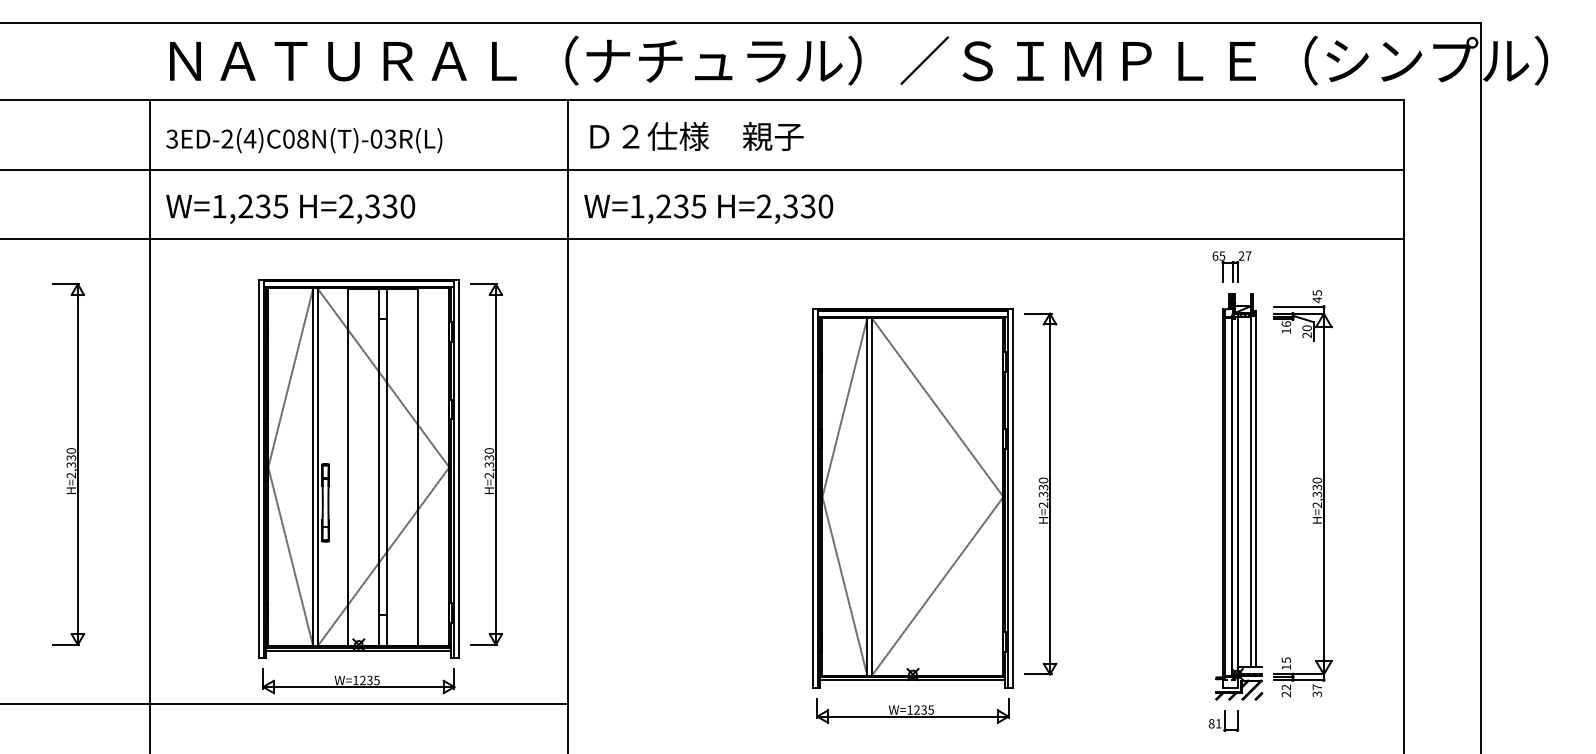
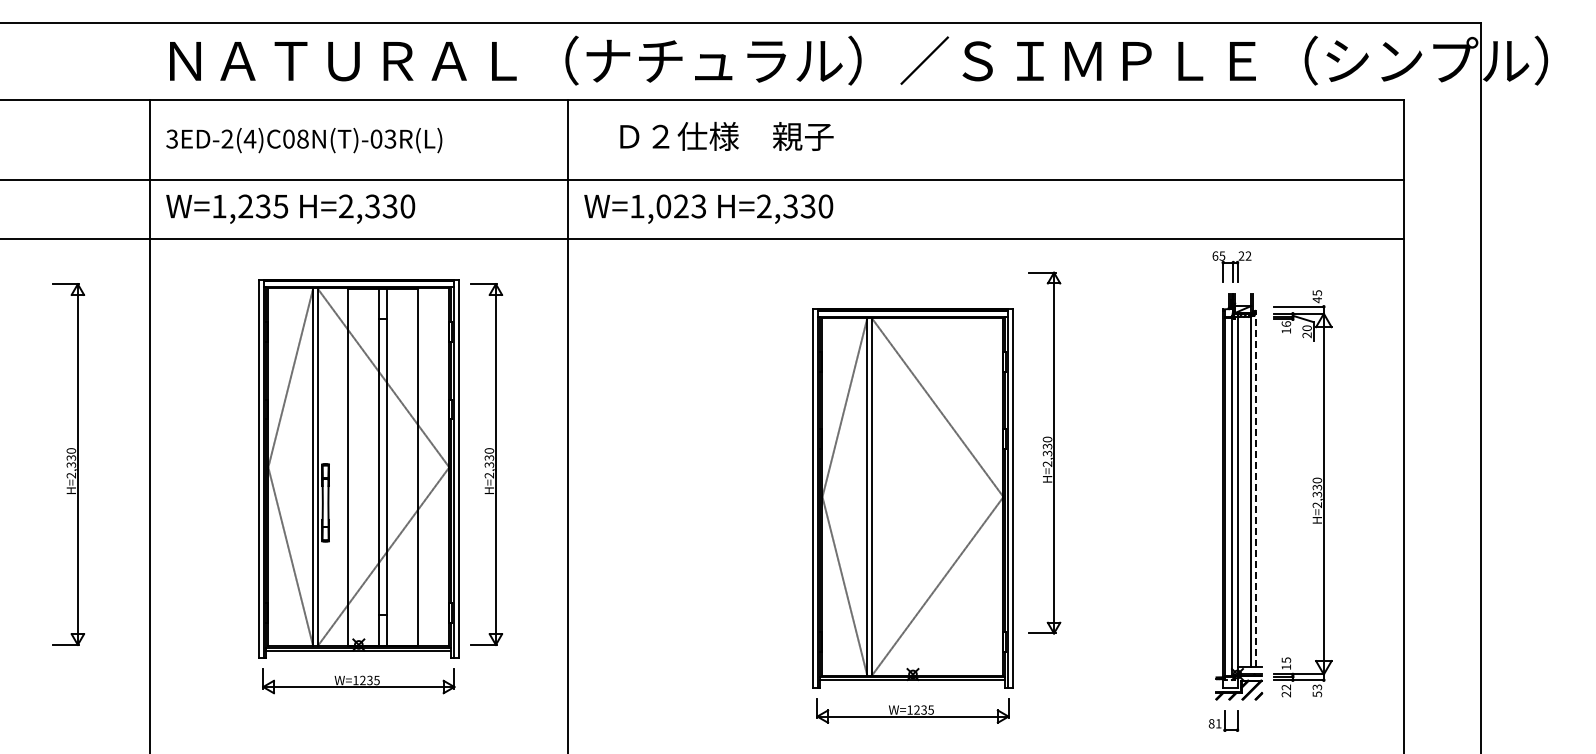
text position: (696, 135) -> (726, 135) (726, 135)
line position: (702, 169) -> (702, 179) (702, 179)
text: W=1,235 -> W=1,023 (681, 206)
text: 27 -> 22 (1248, 255)
line: solid -> dashed (1255, 489)
part position: (1040, 493) -> (1044, 452) (1044, 452)
text: 37 -> 53 (1317, 690)
line: present -> none (284, 703)
